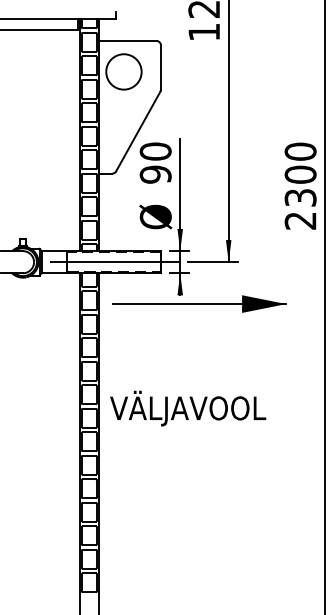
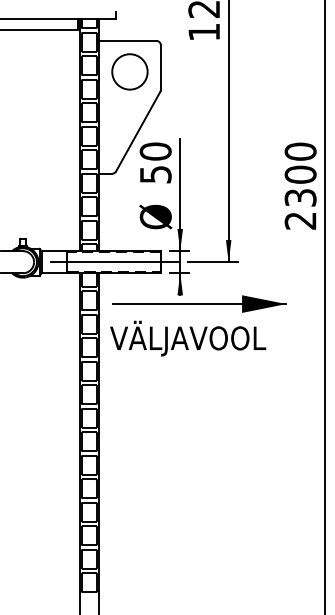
part position: (123, 71) -> (129, 71) (129, 71)
text: 90 -> 50 (155, 174)
text position: (188, 408) -> (188, 338) (188, 338)
